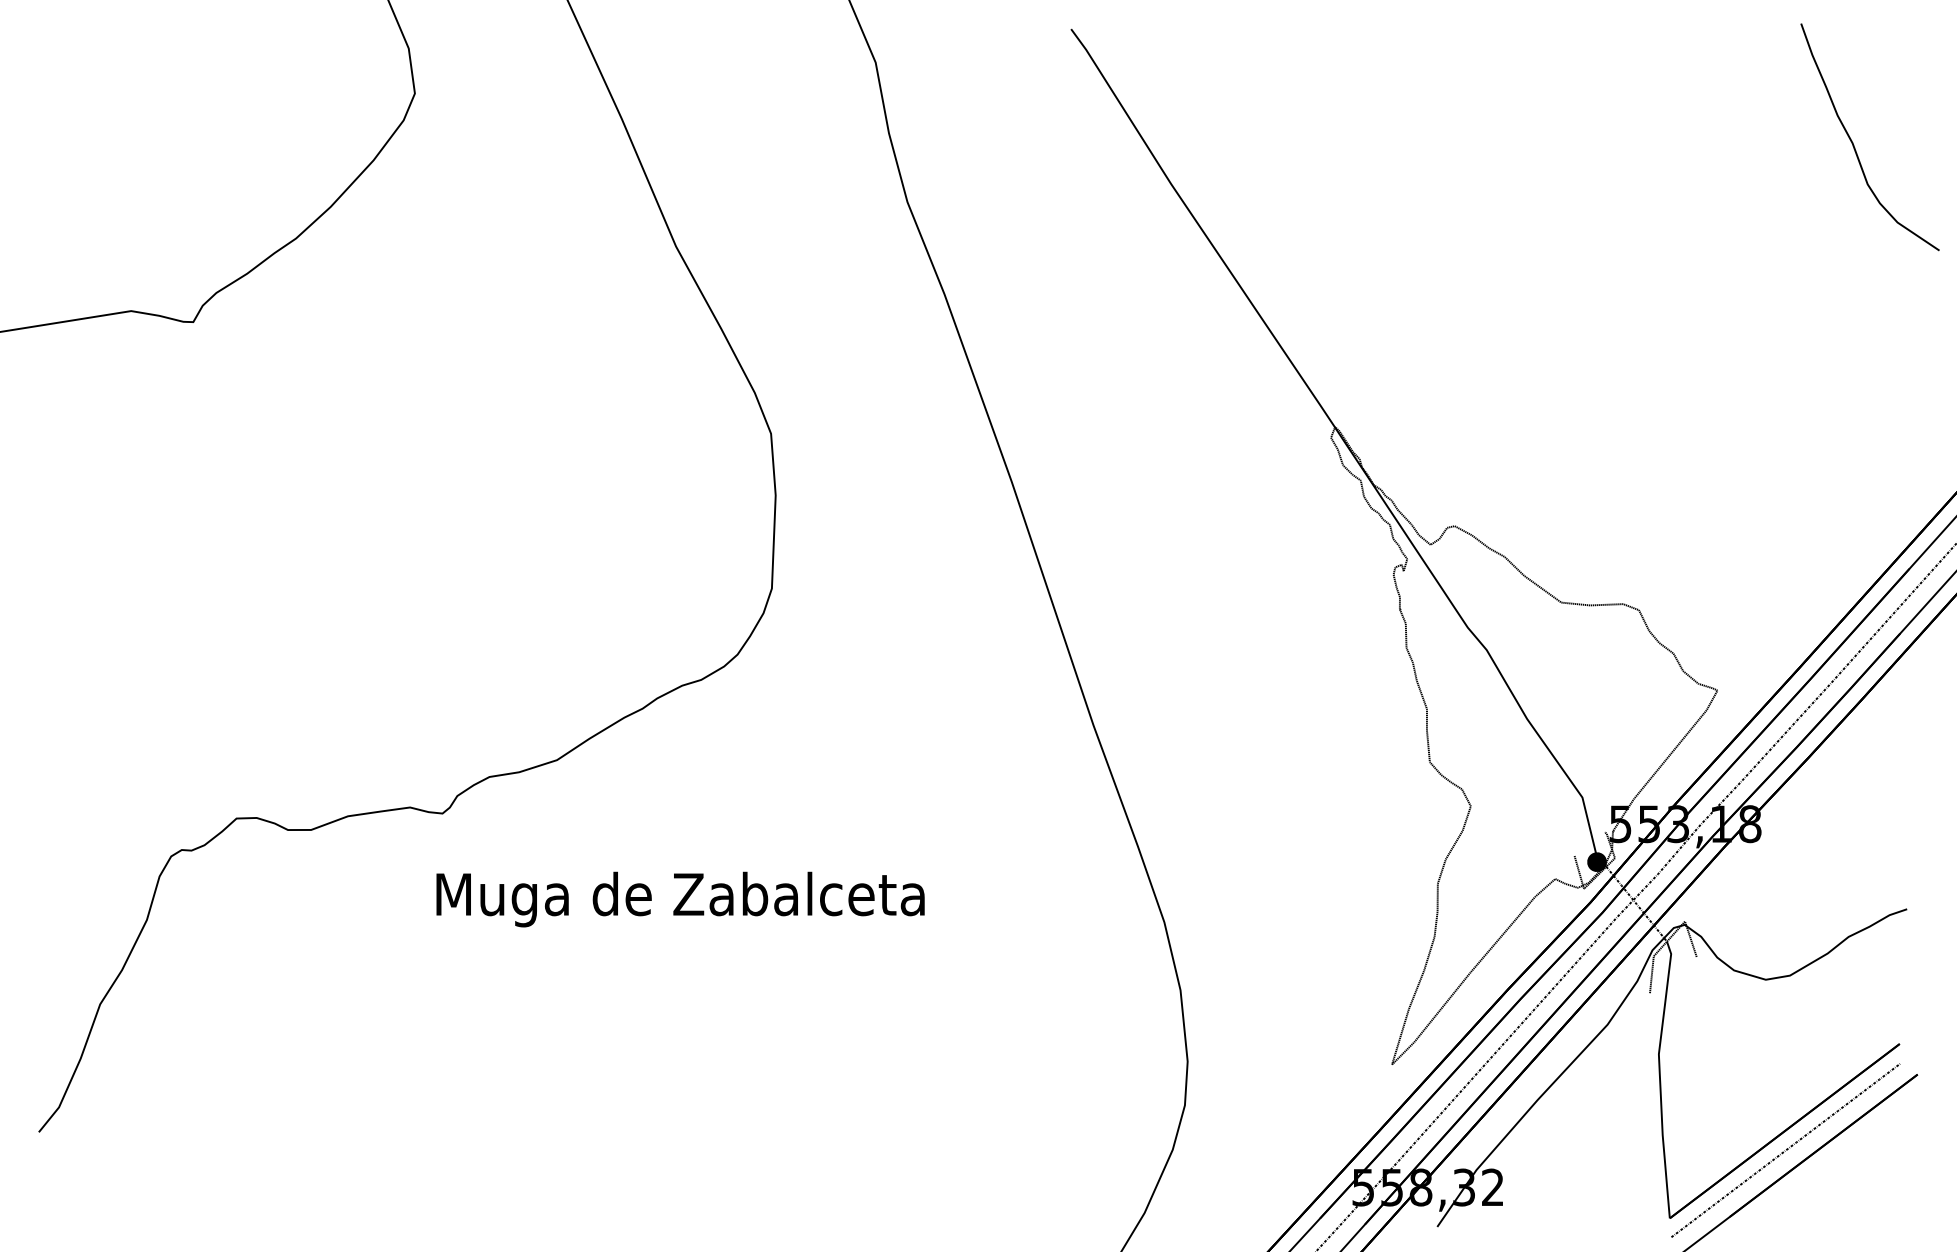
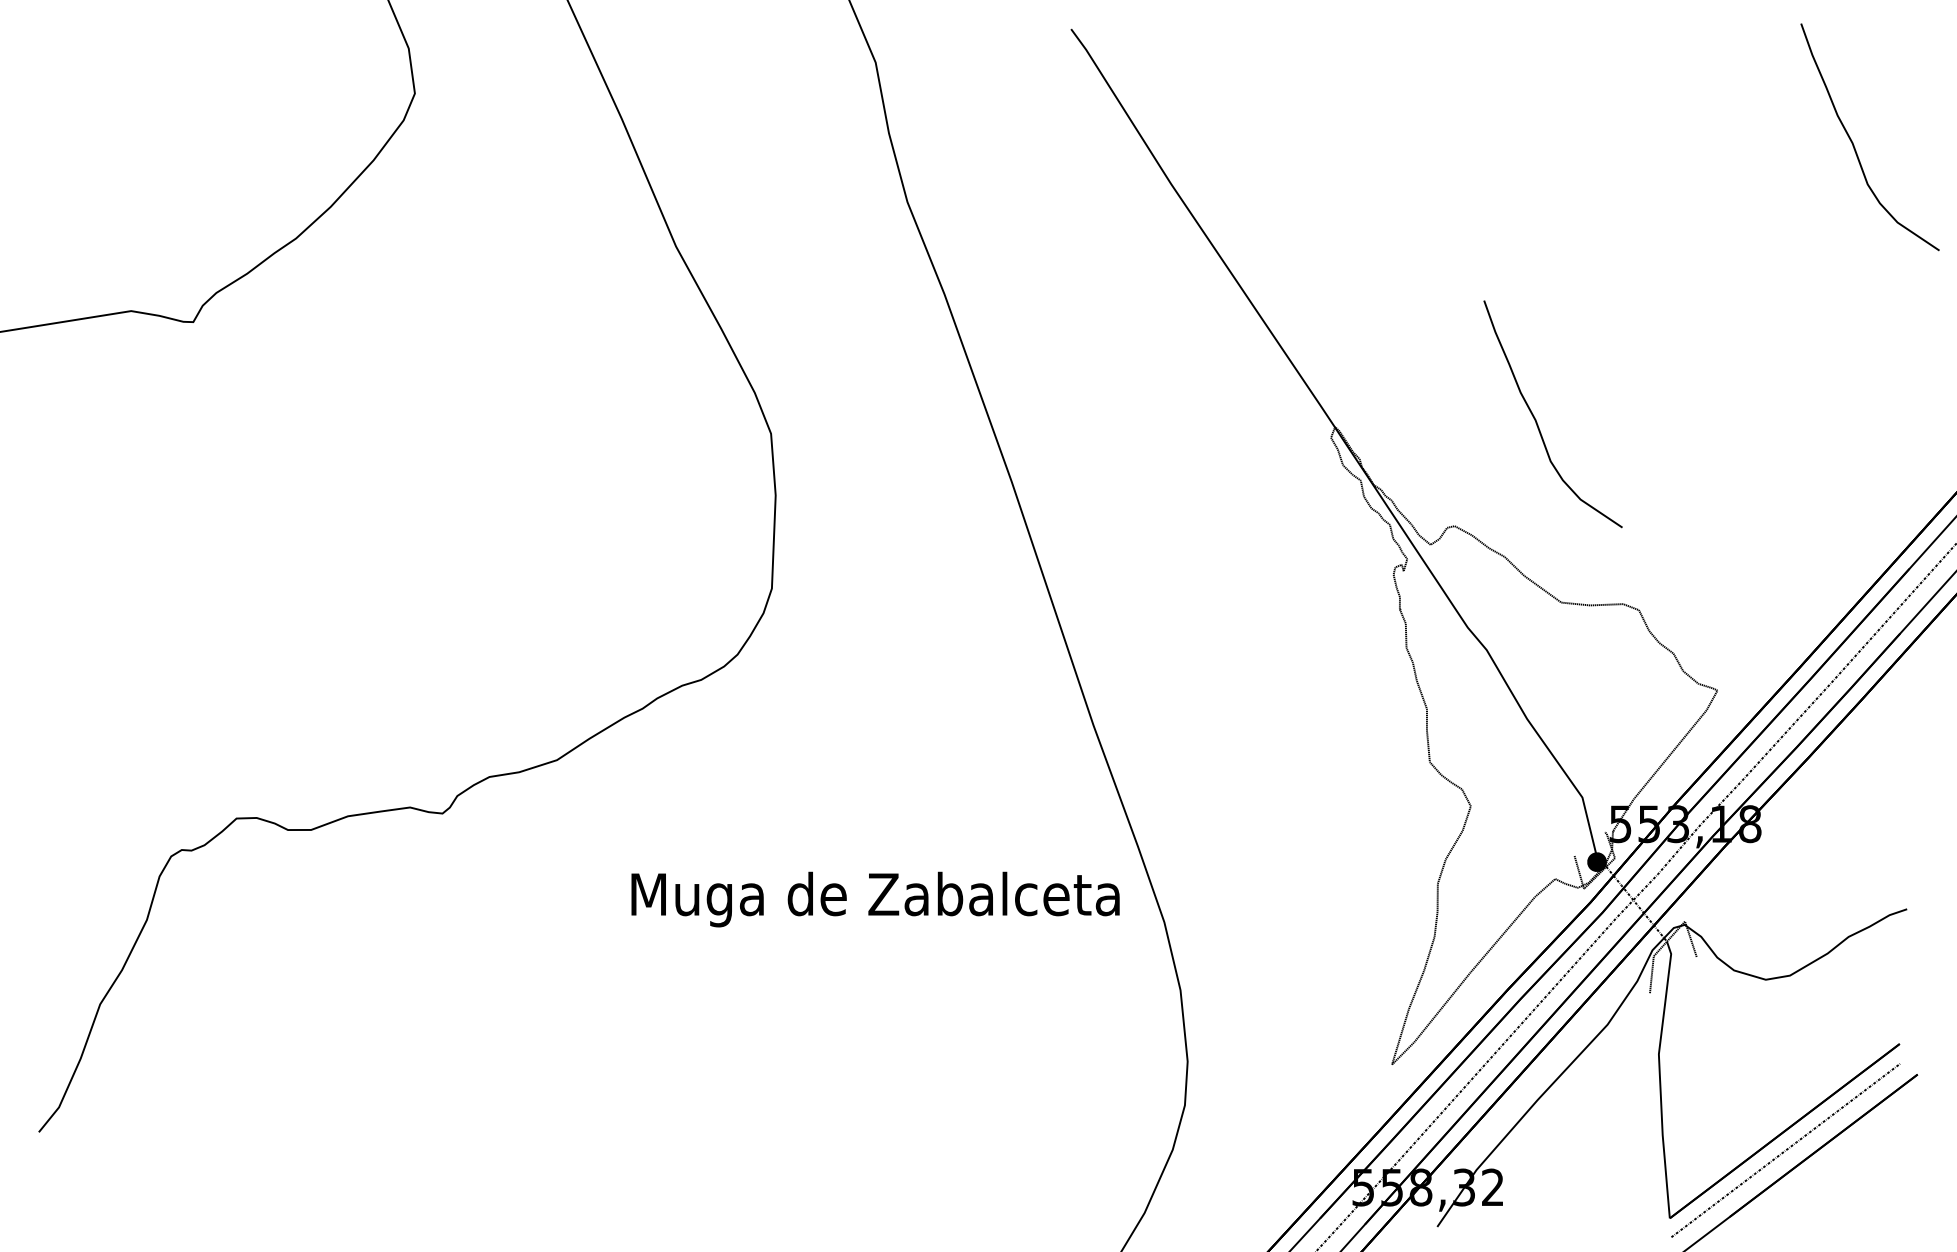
curve: none -> present (1536, 419)
text position: (680, 899) -> (875, 899) (875, 899)
